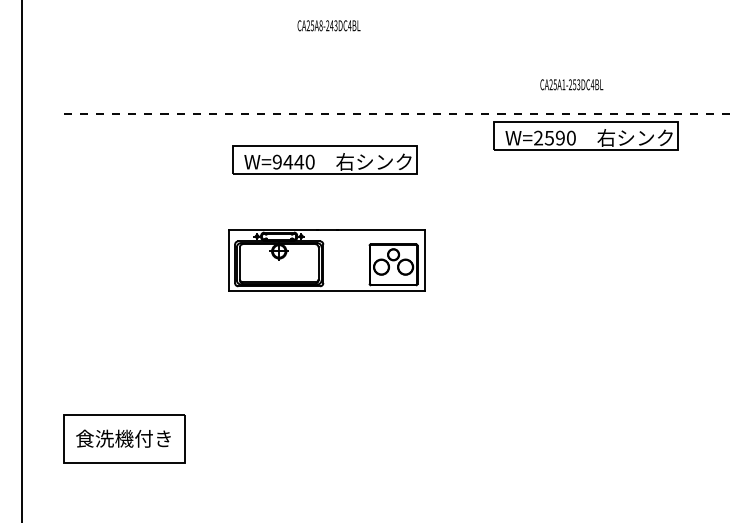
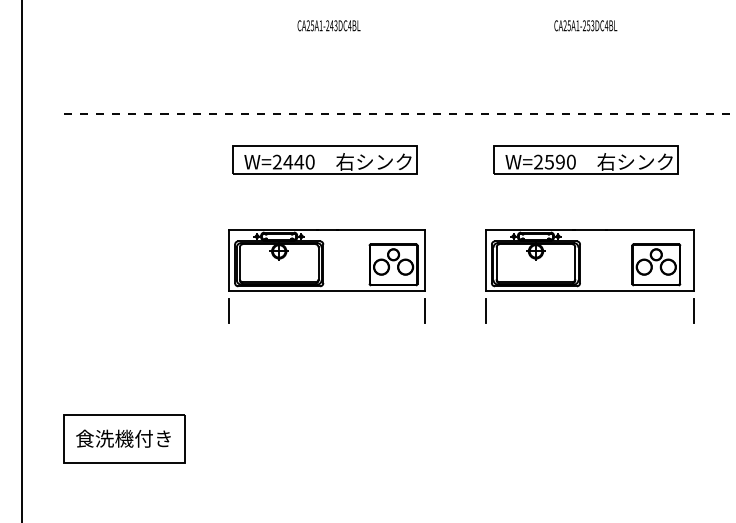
text: CA25A8-243DC4BL -> CA25A1-243DC4BL (320, 25)
text position: (571, 84) -> (585, 25) (585, 25)
part position: (585, 135) -> (585, 159) (585, 159)
text: W=9440 -> W=2440 (276, 162)
part: none -> present (589, 276)
line: none -> present (229, 310)
line: none -> present (425, 310)
